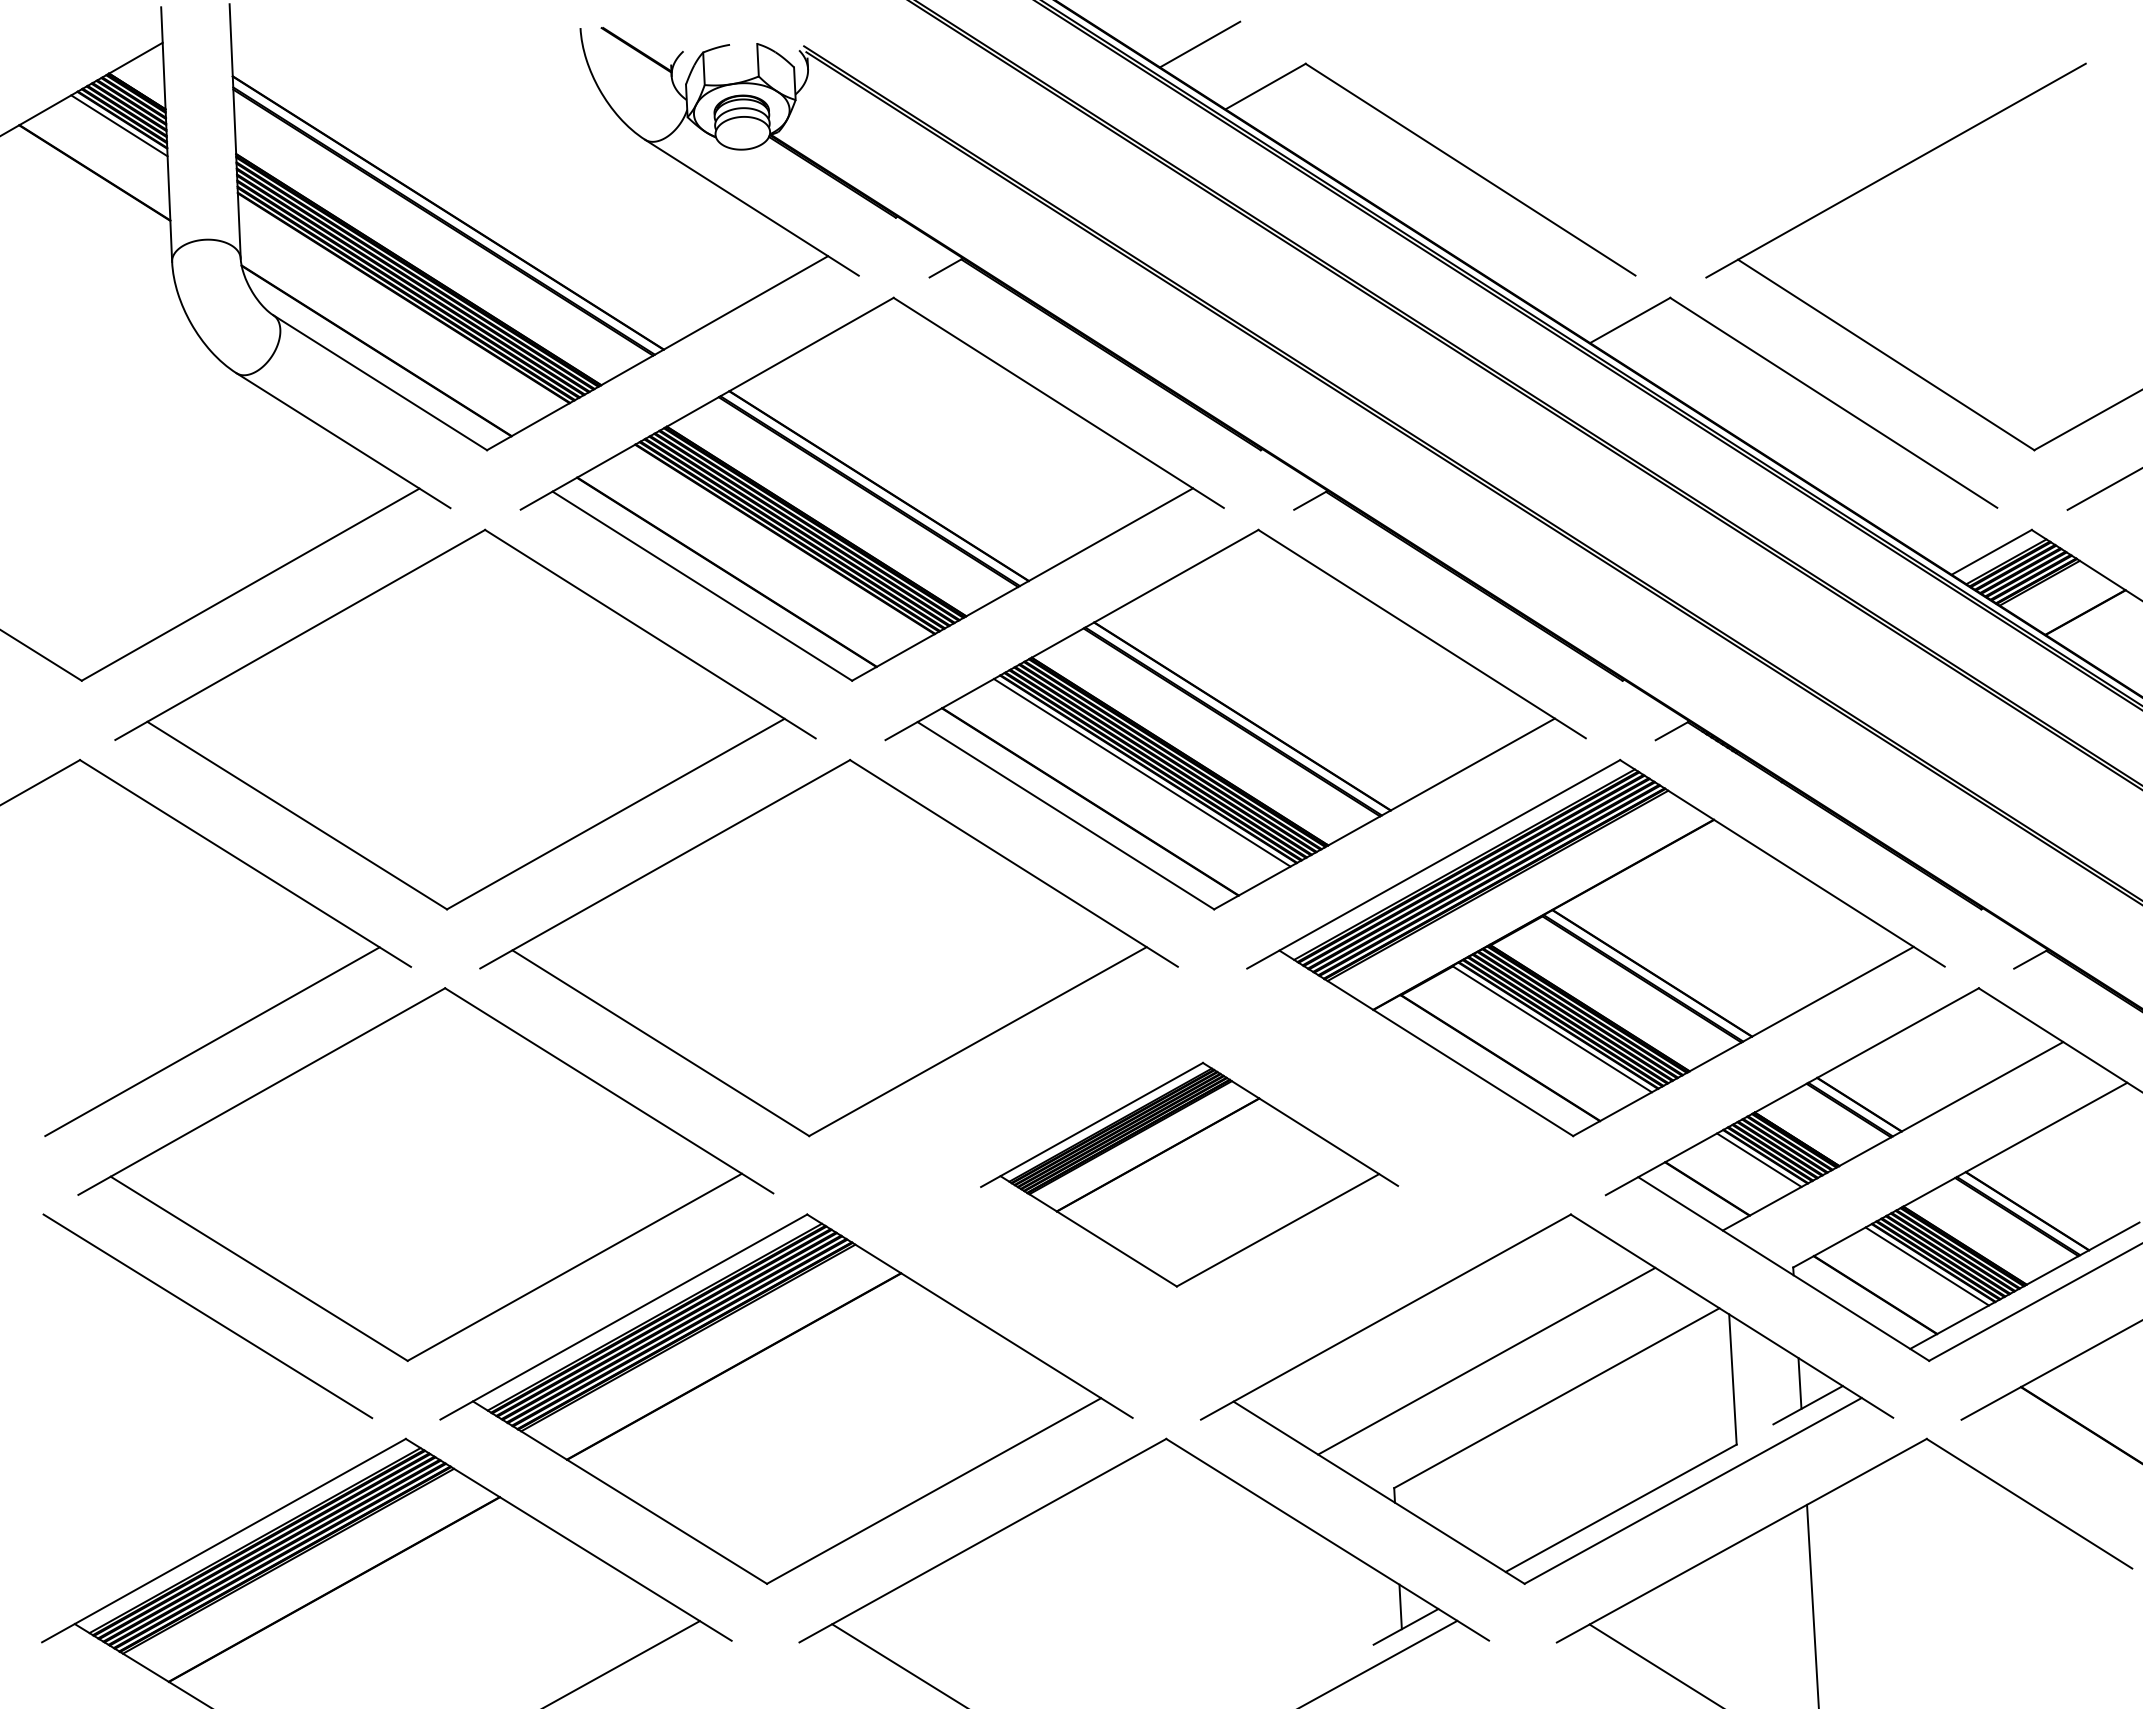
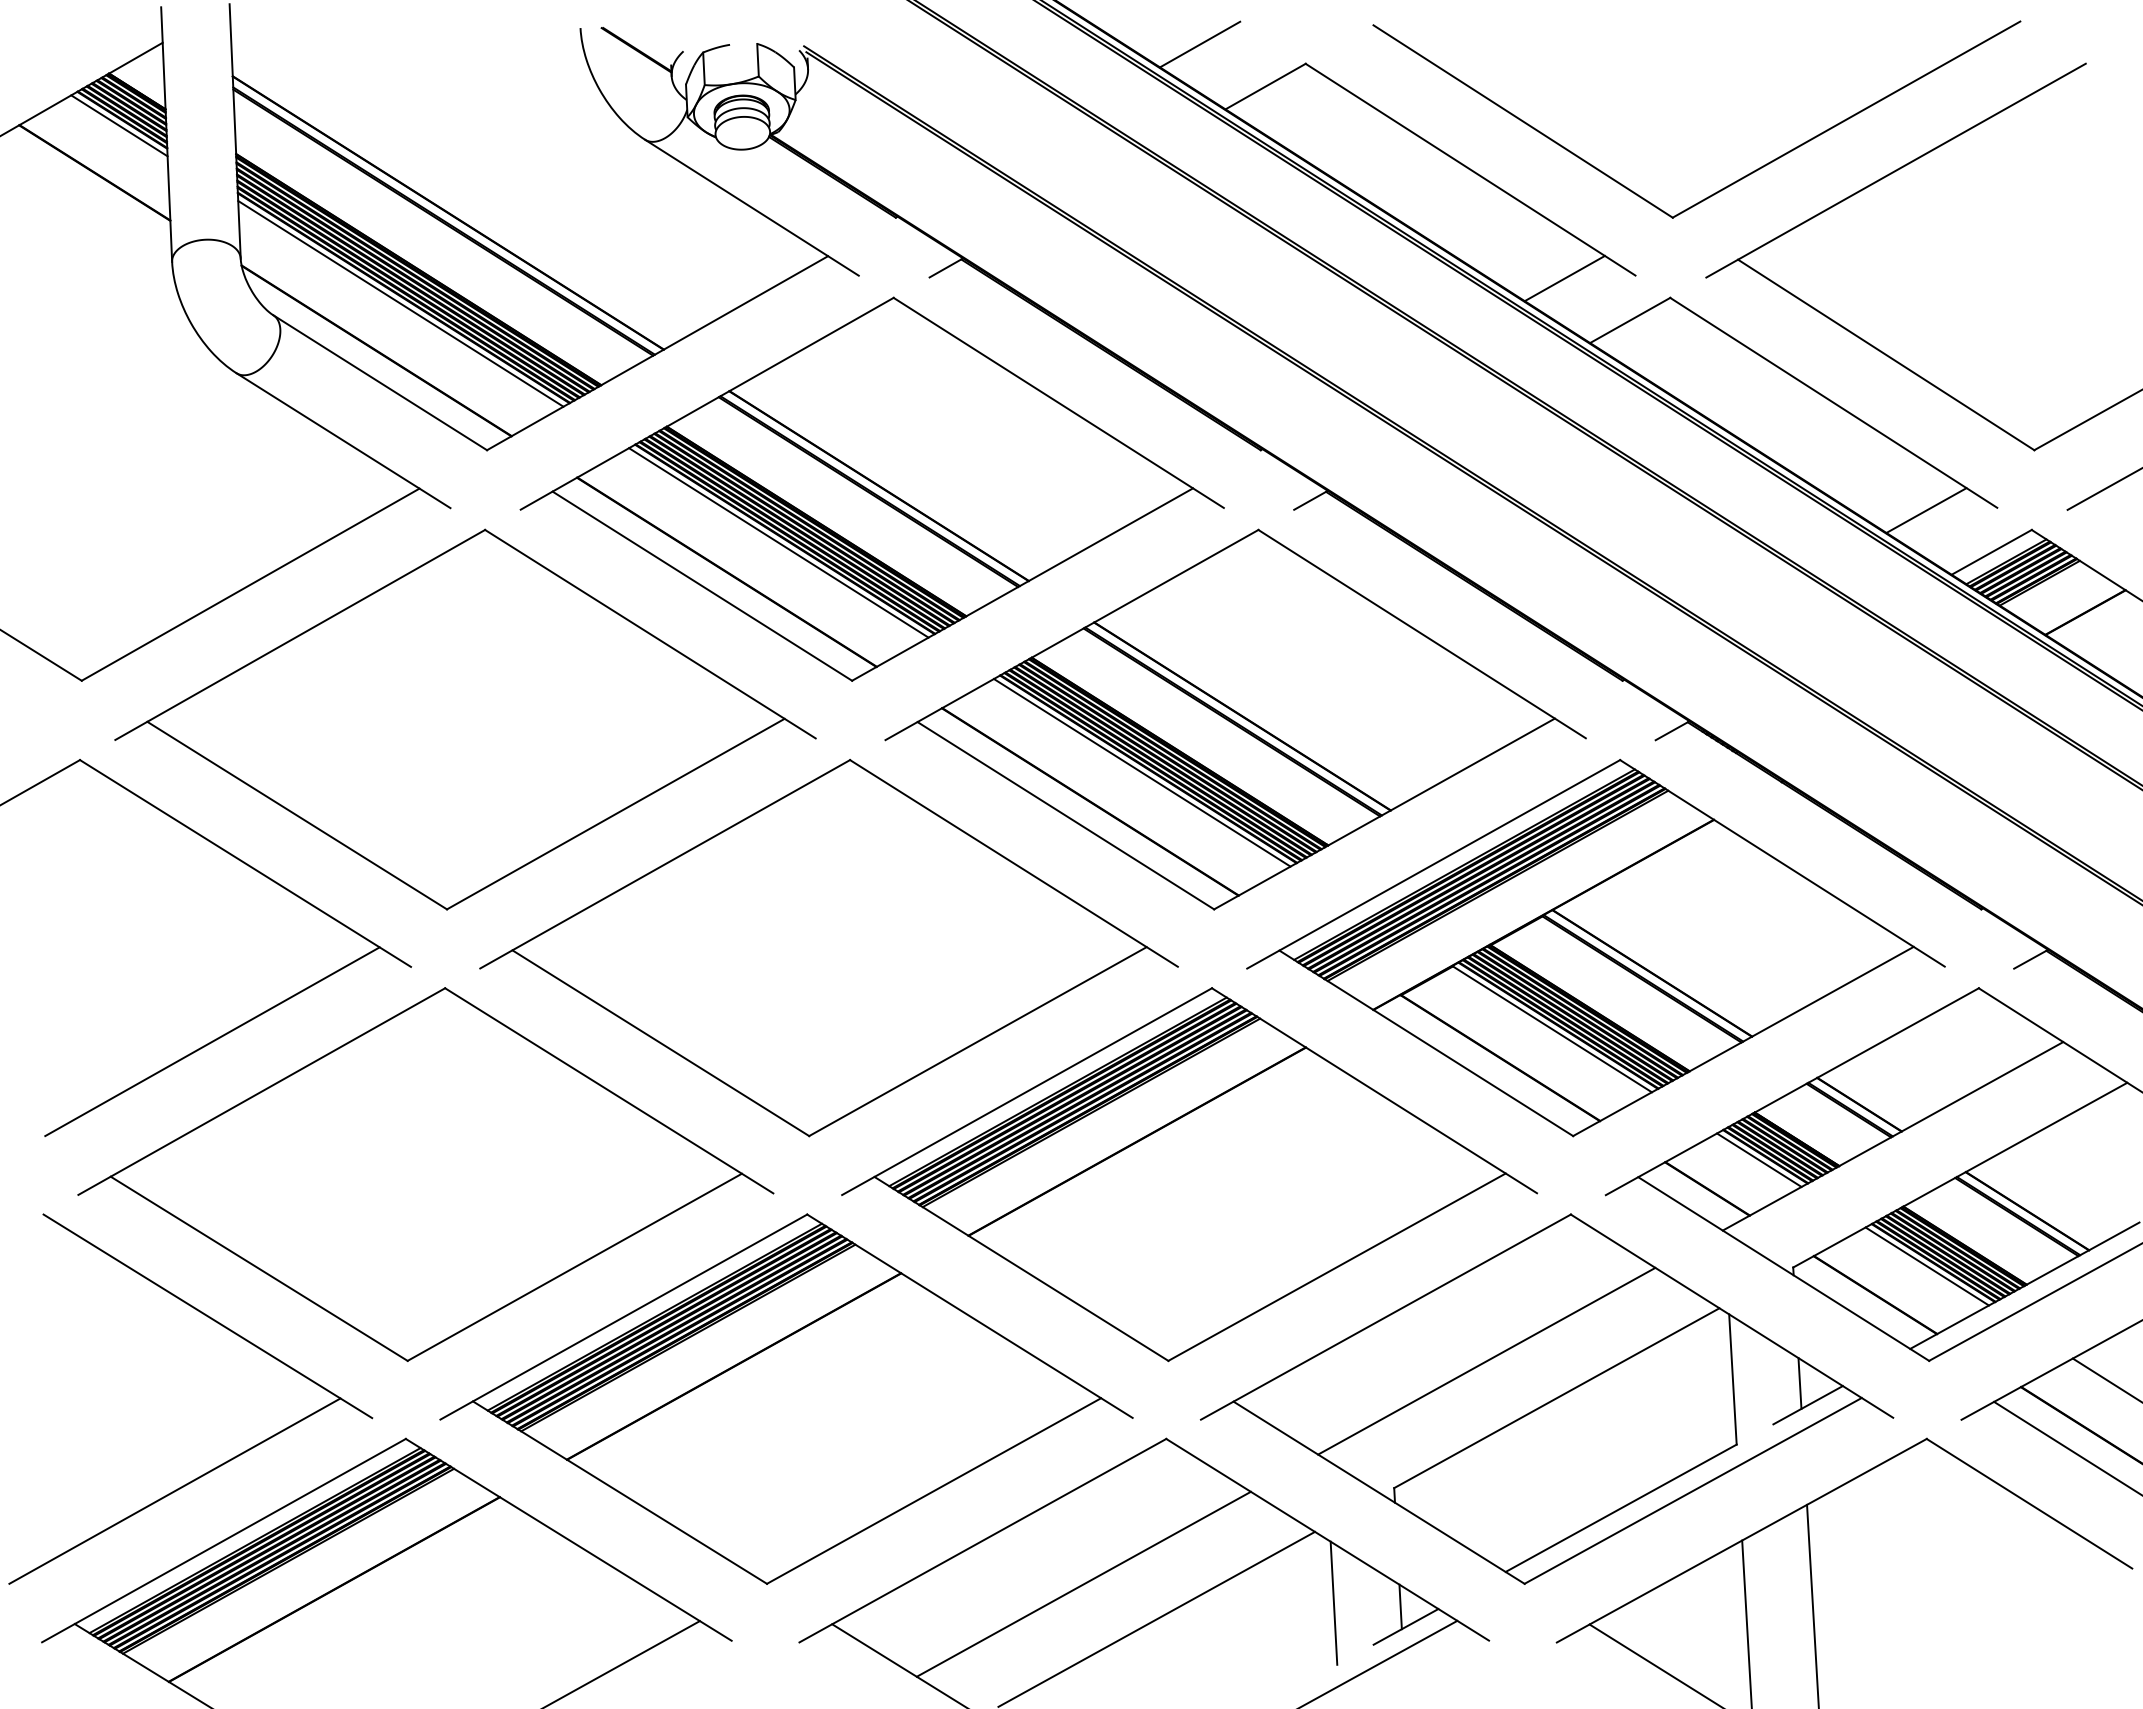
part: none -> present (1732, 182)
line: none -> present (1564, 278)
line: none -> present (400, 303)
line: none -> present (1926, 510)
line: none -> present (778, 542)
part size: 420x227 px -> 697x376 px (1189, 1174)
line: none -> present (2105, 1379)
line: none -> present (2066, 1447)
line: none -> present (174, 1490)
line: none -> present (1083, 1583)
line: none -> present (1333, 1602)
line: none -> present (1157, 1618)
line: none -> present (1746, 1622)
